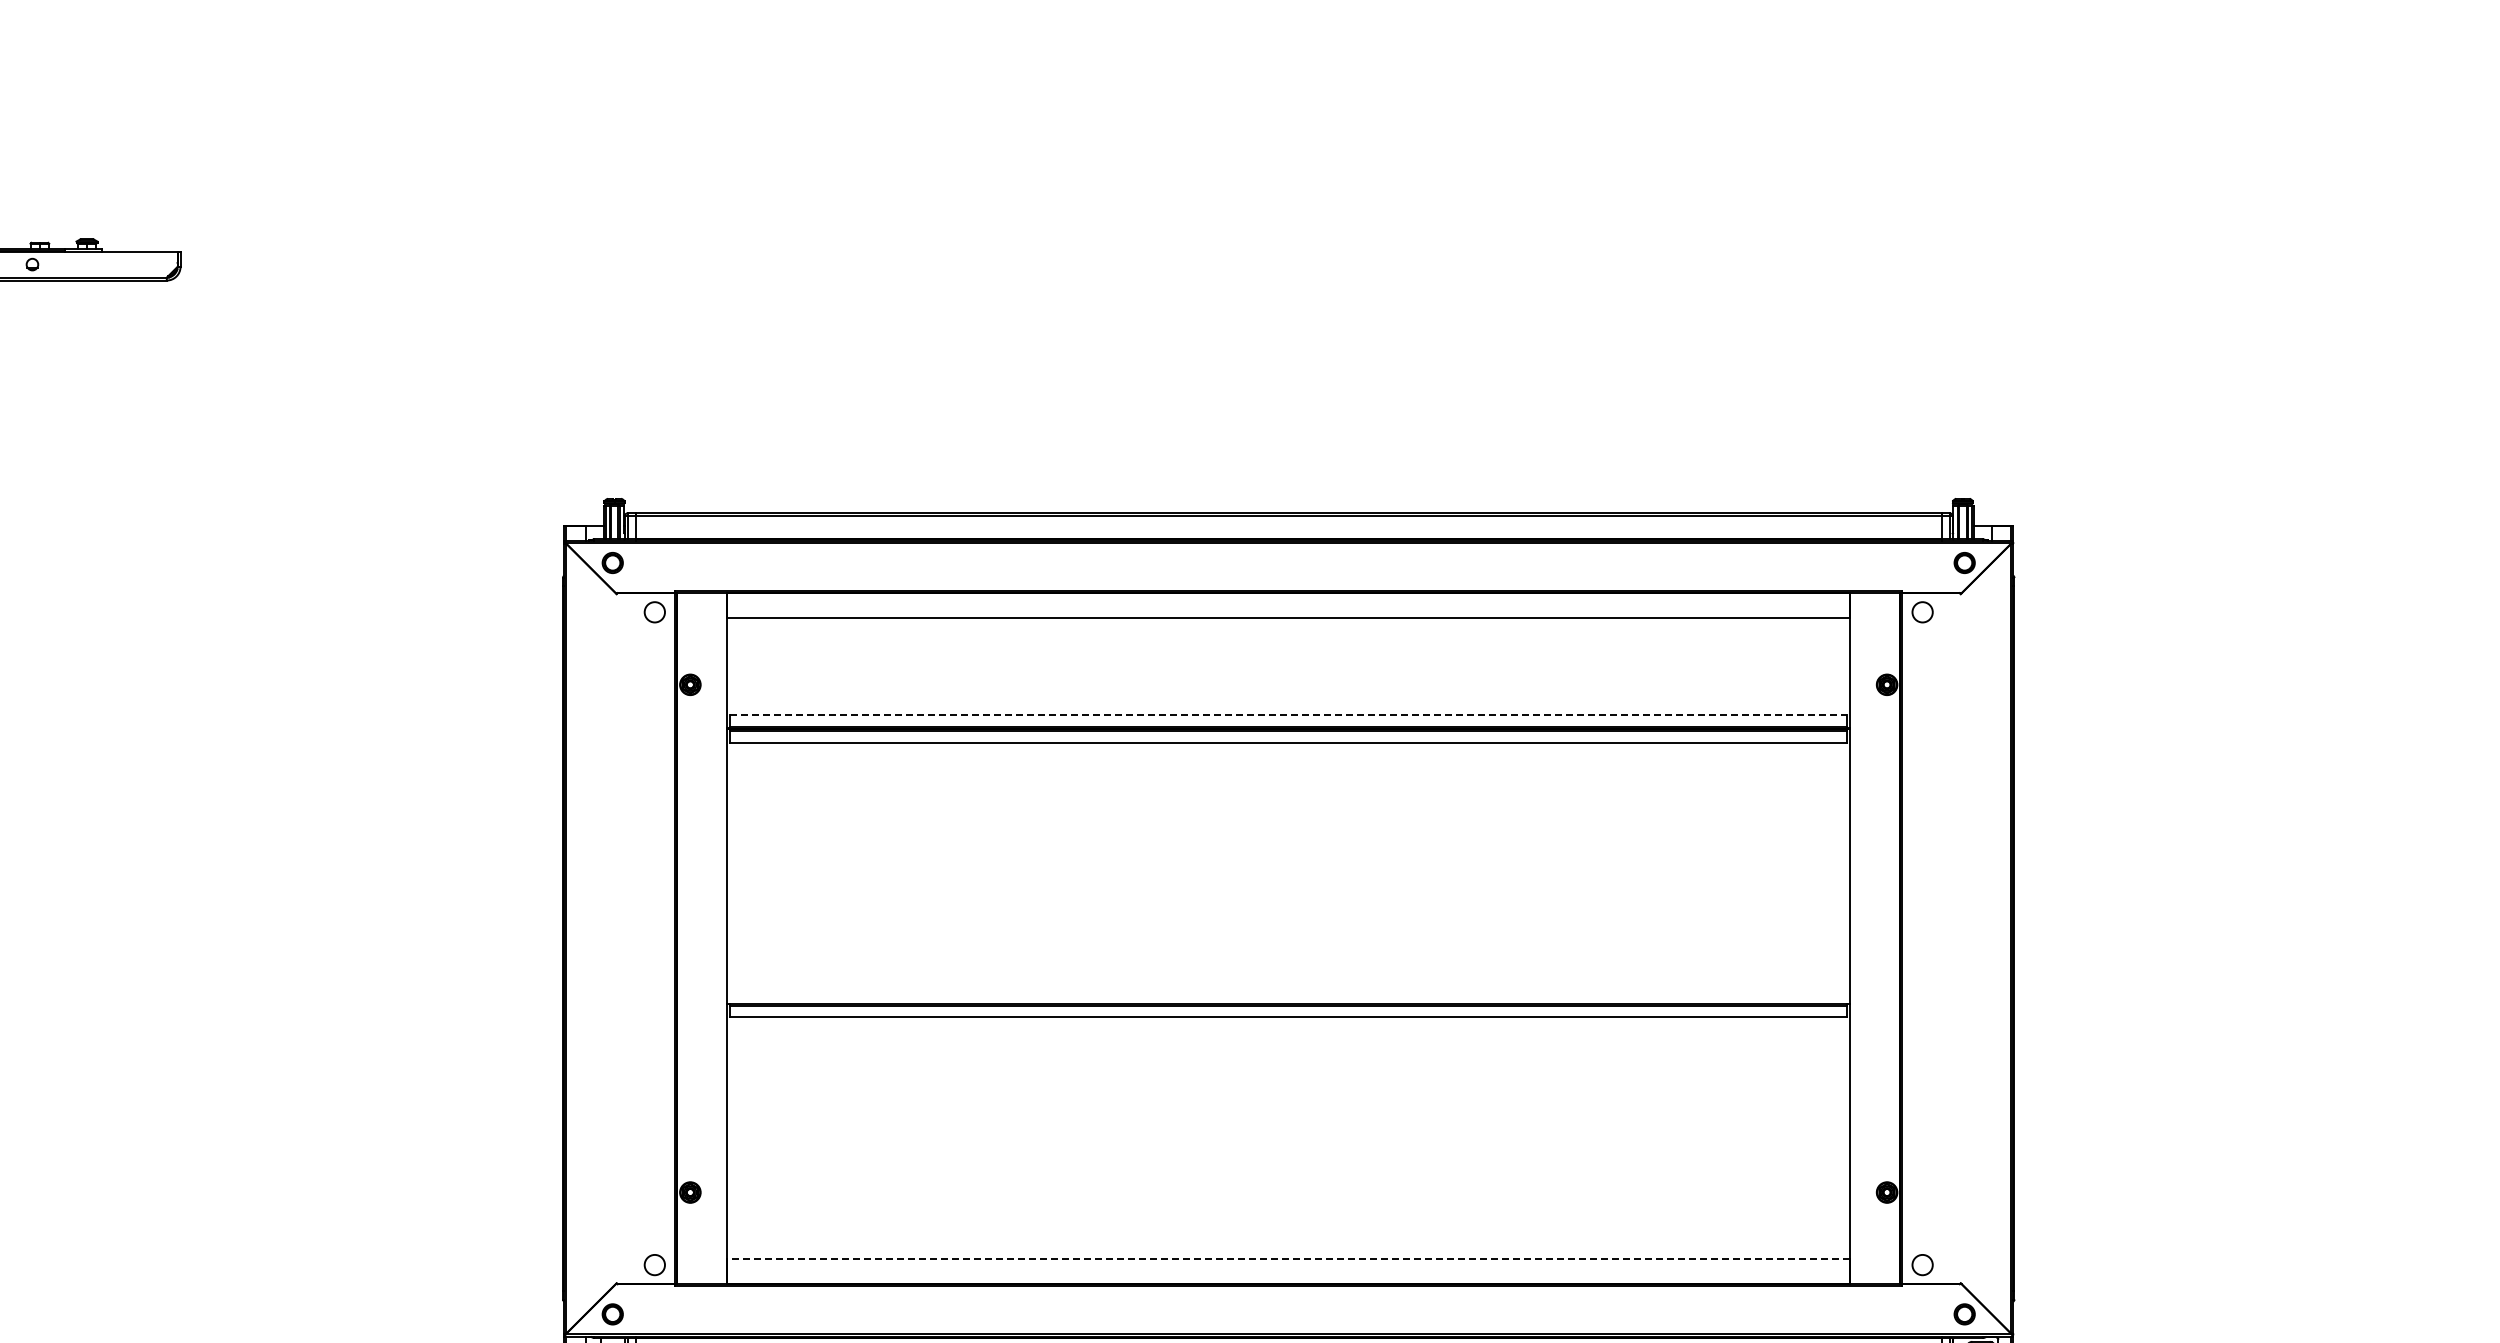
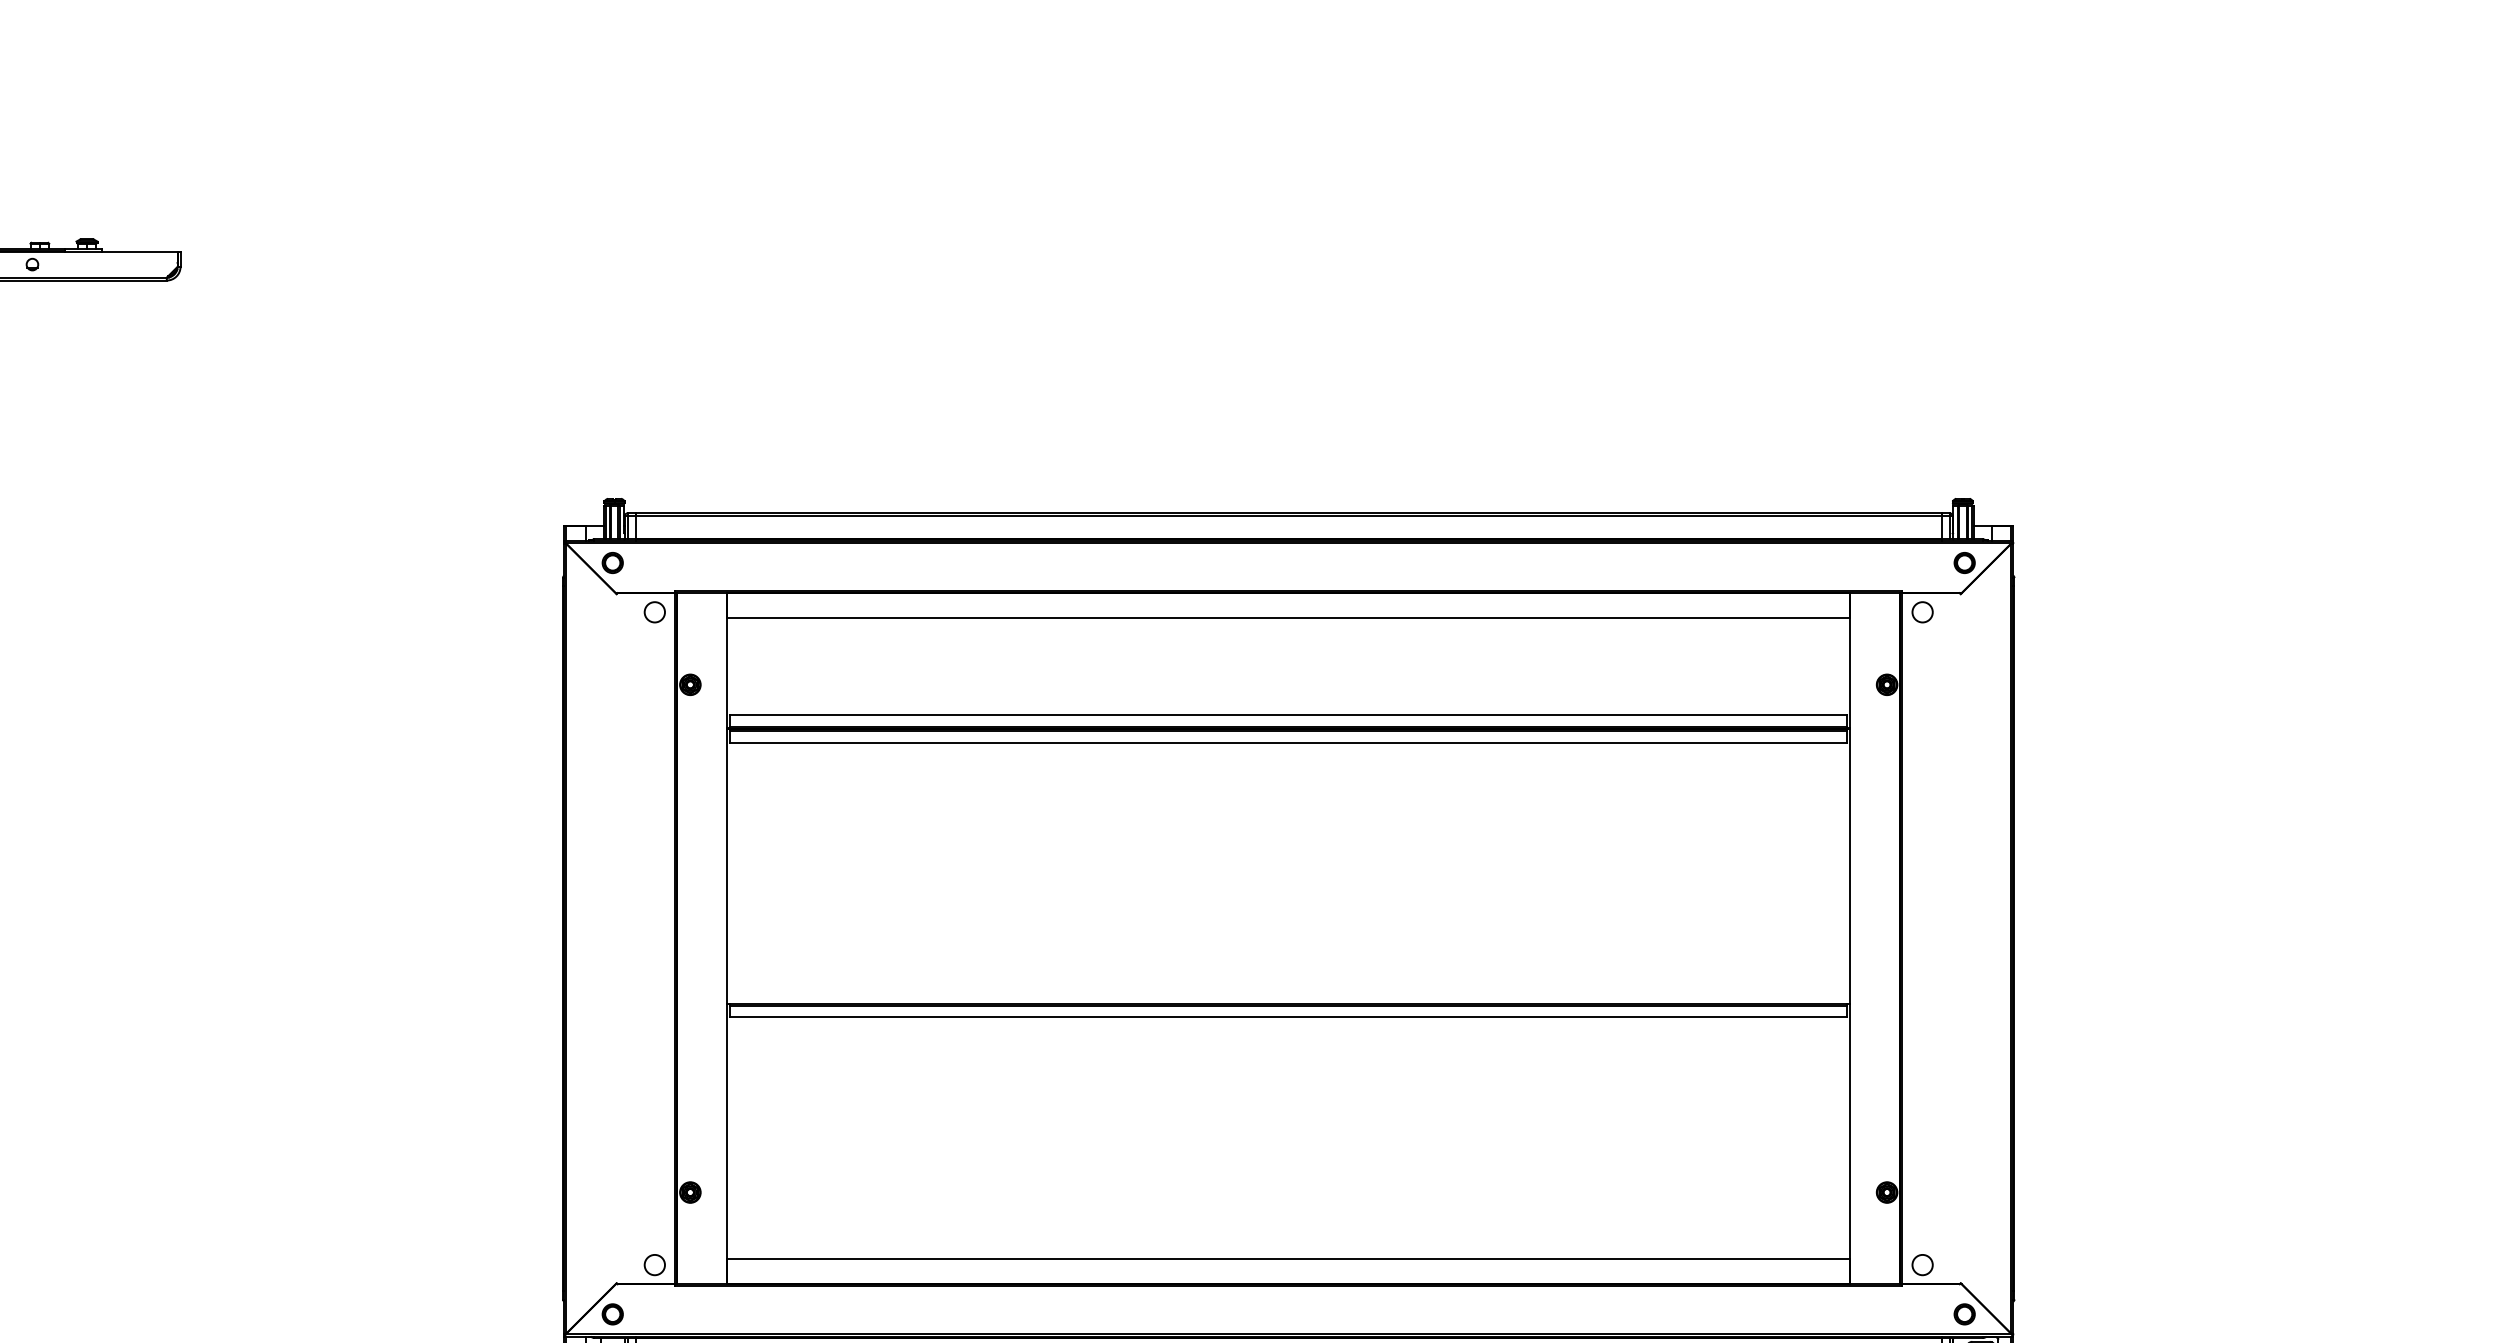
line: dashed -> solid (1289, 714)
line: dashed -> solid (1288, 1258)
